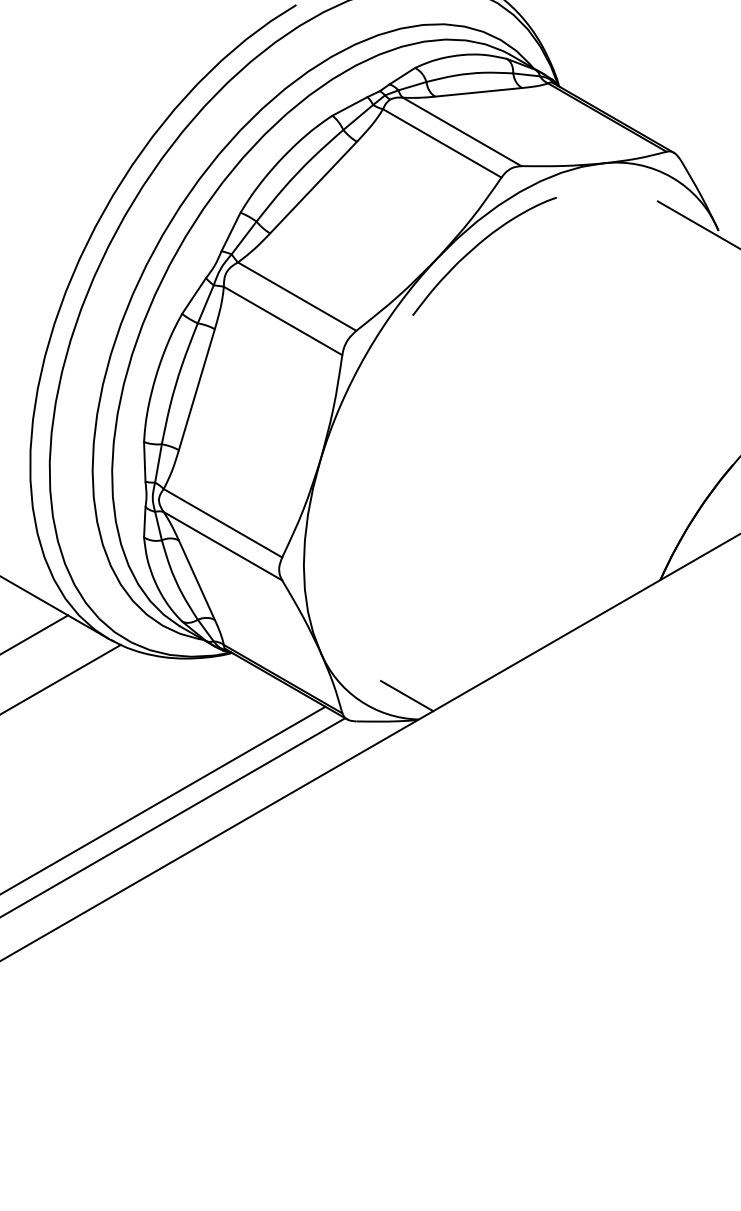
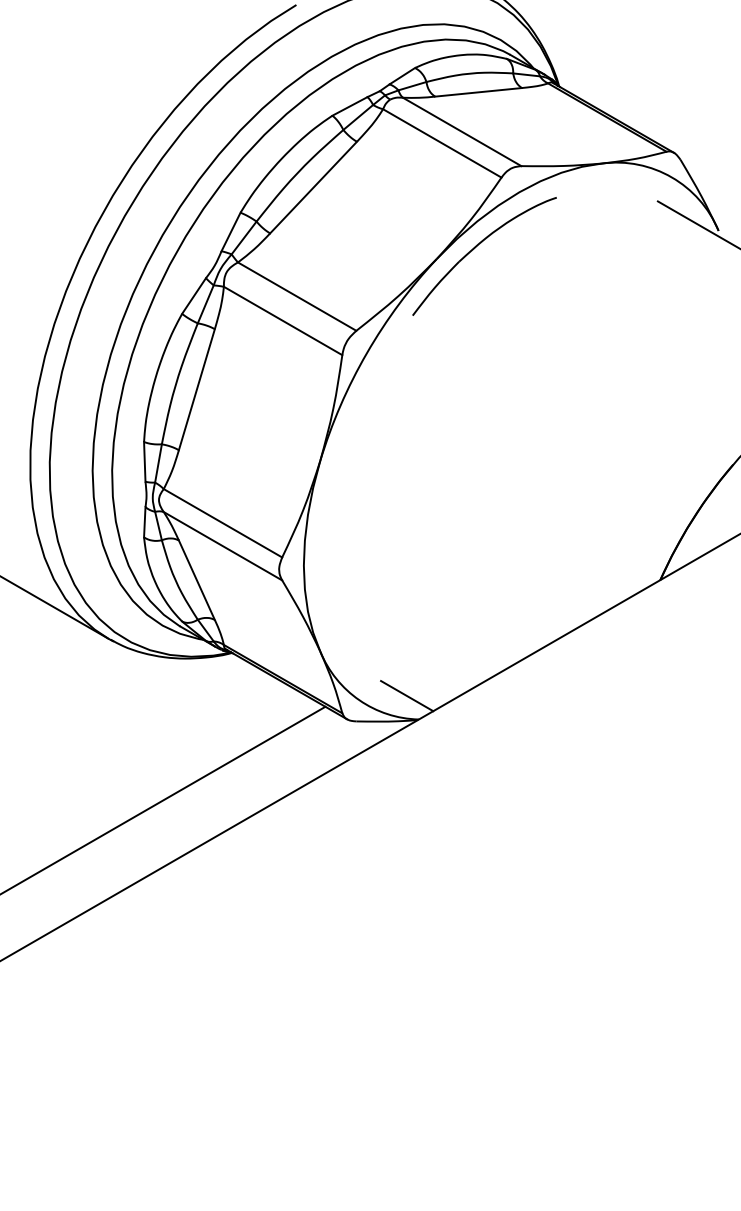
line: present -> none (35, 634)
line: present -> none (61, 678)
line: present -> none (173, 817)
